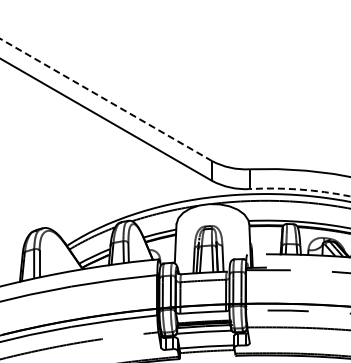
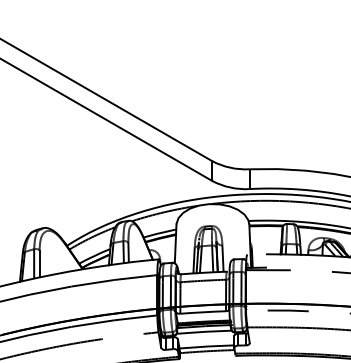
line: dashed -> solid (105, 99)
arc: dashed -> solid (299, 189)
